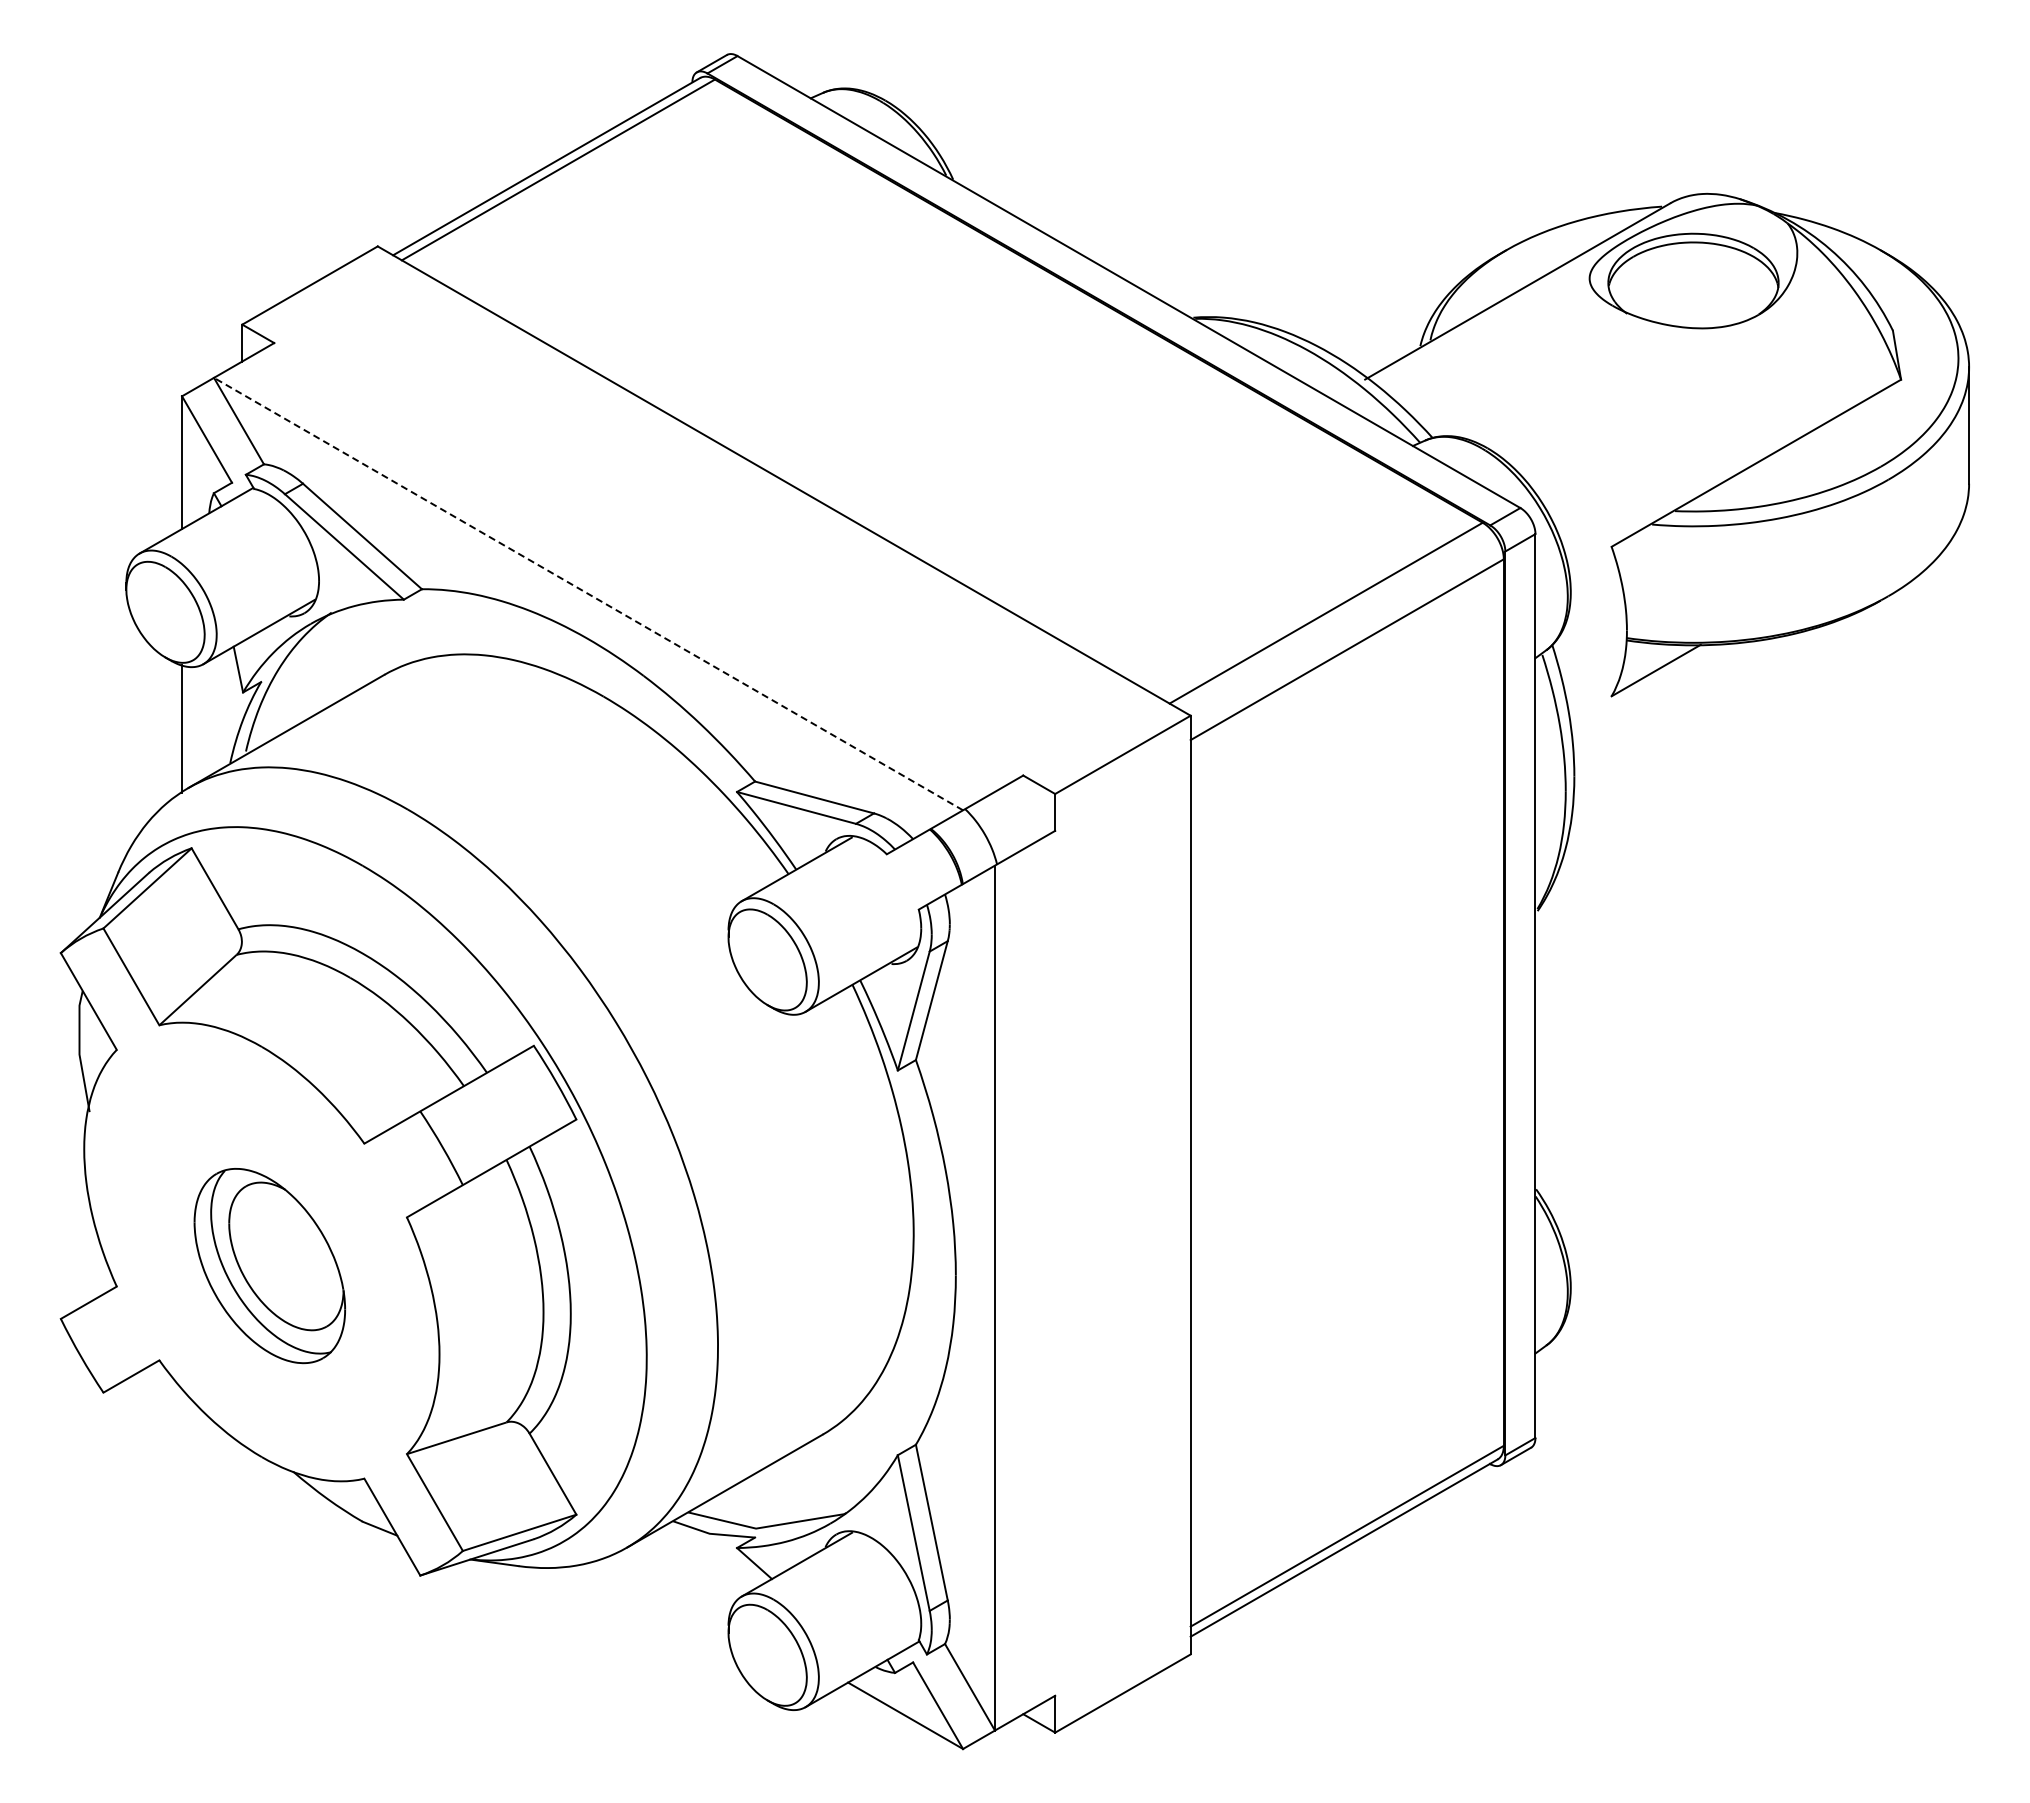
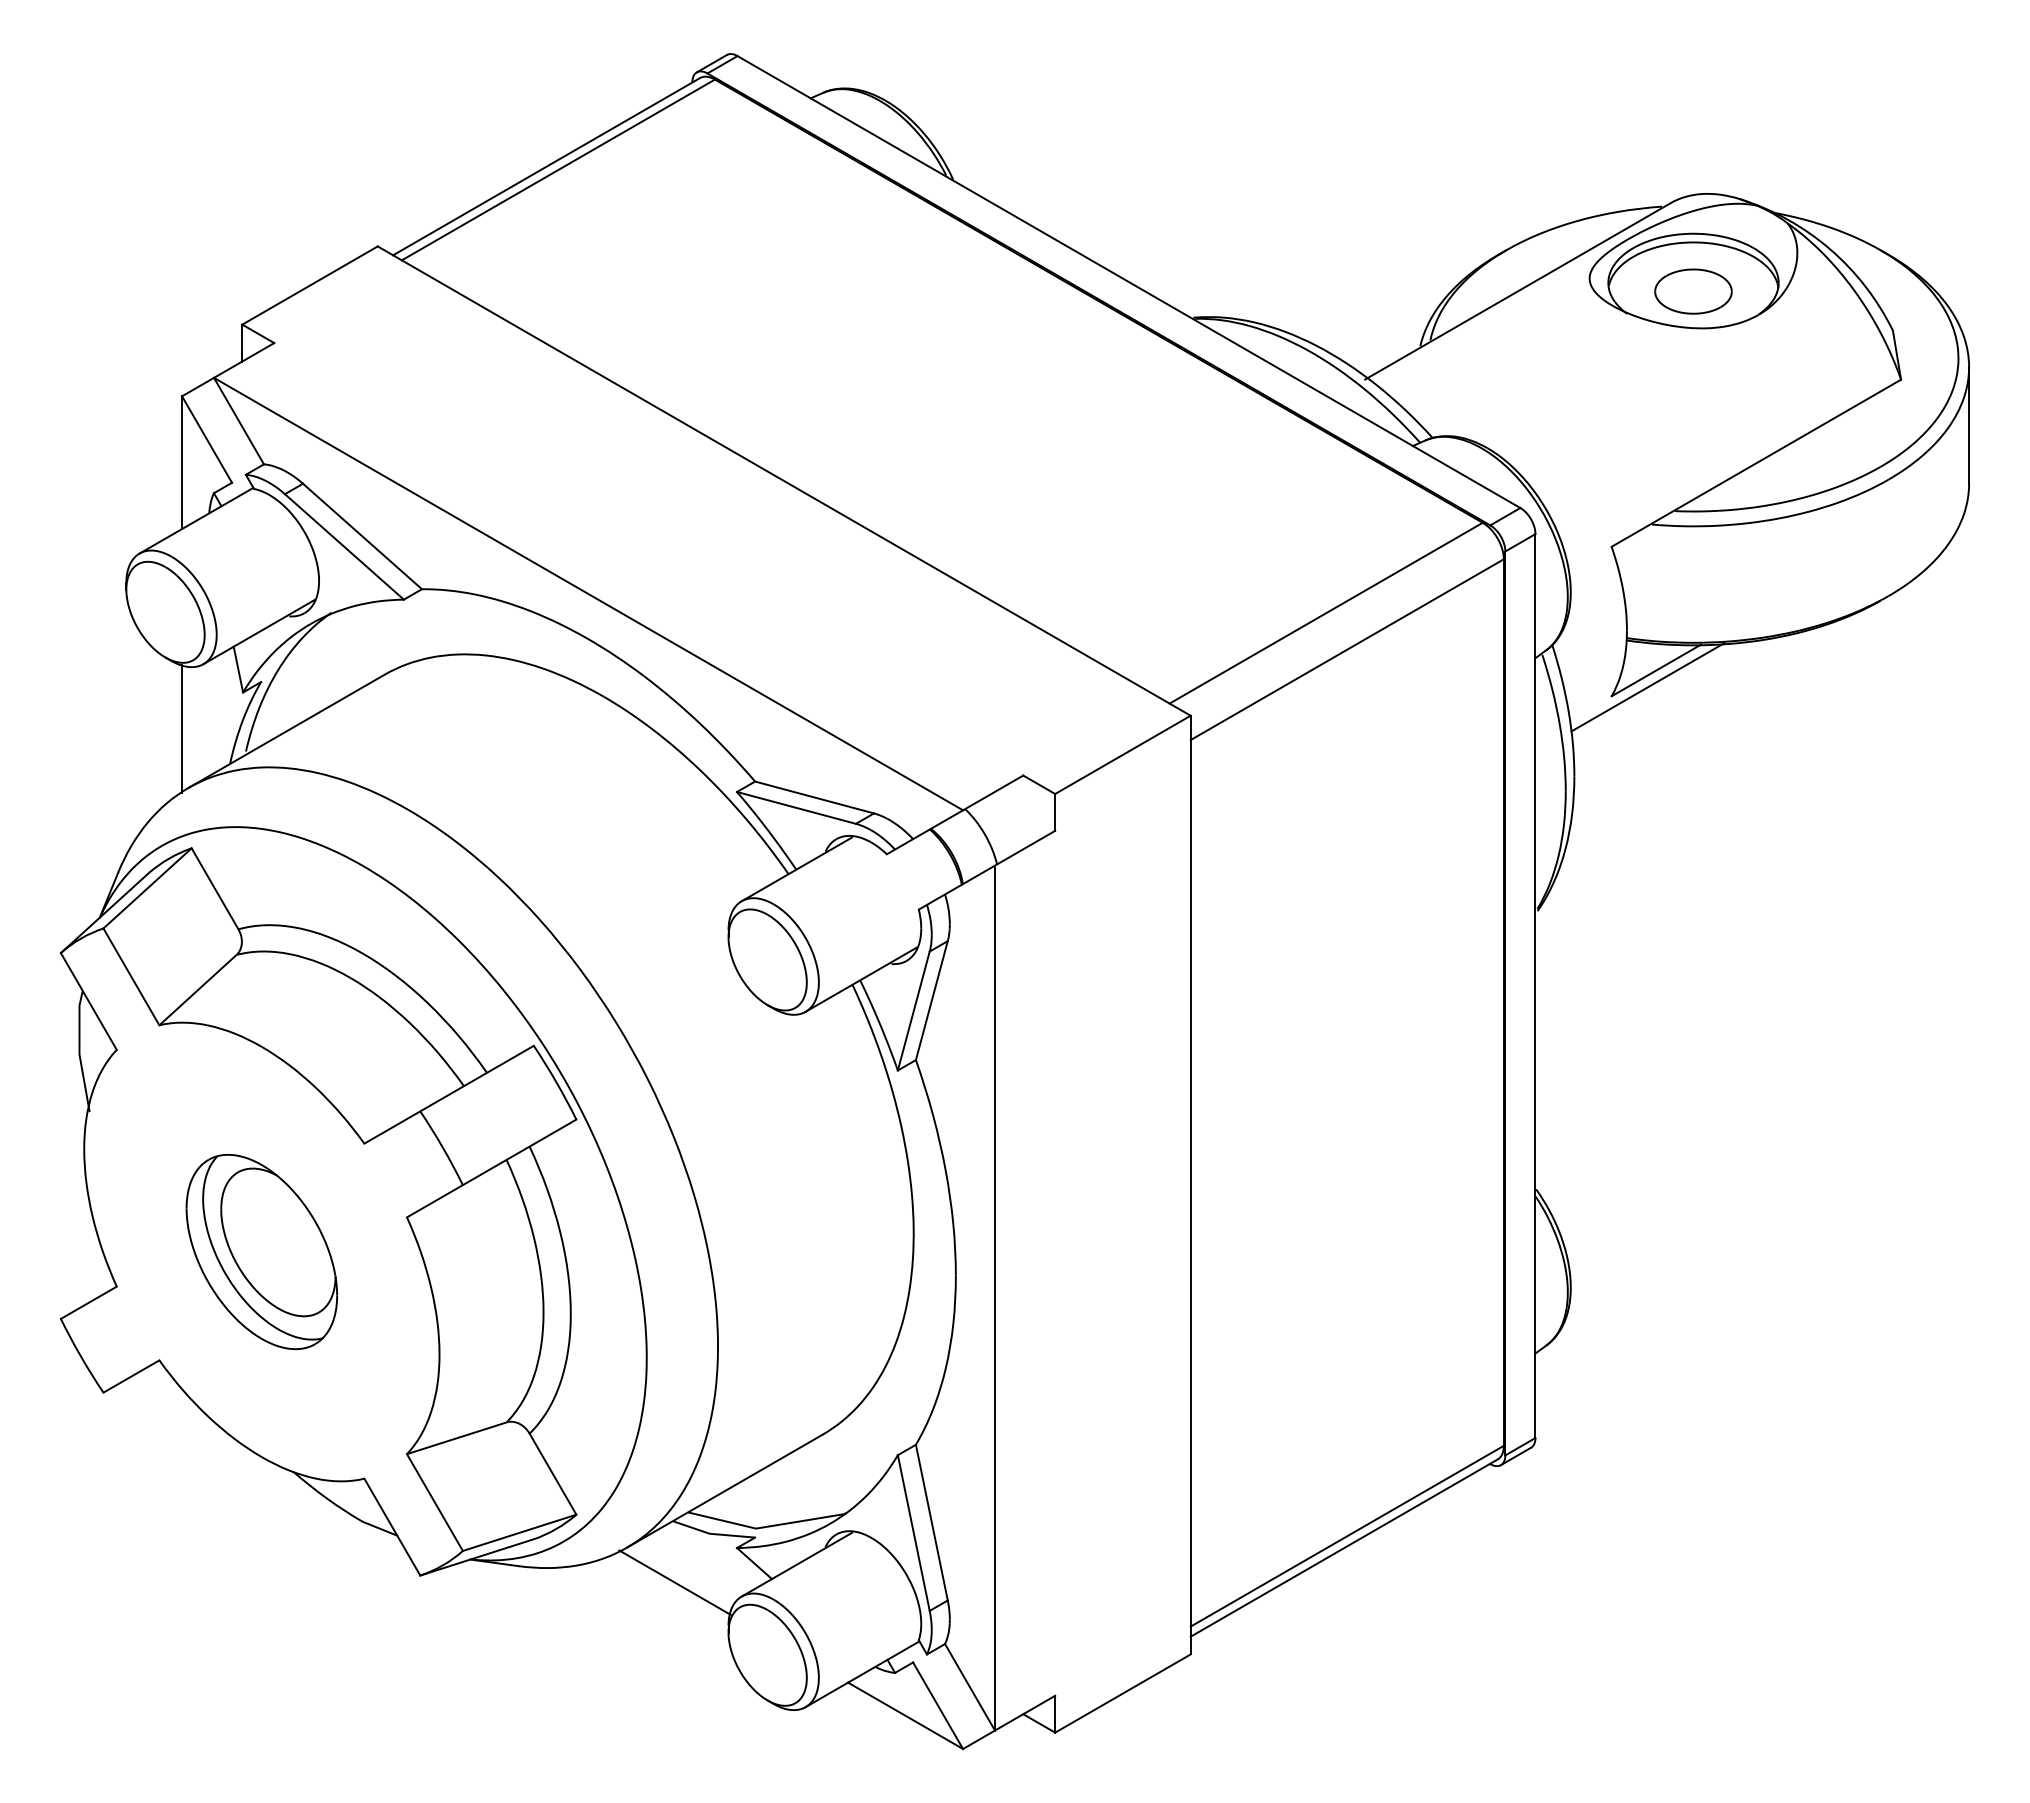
part: none -> present (1693, 291)
line: dashed -> solid (588, 593)
line: none -> present (1647, 687)
part position: (269, 1266) -> (261, 1252) (261, 1252)
line: none -> present (674, 1582)
